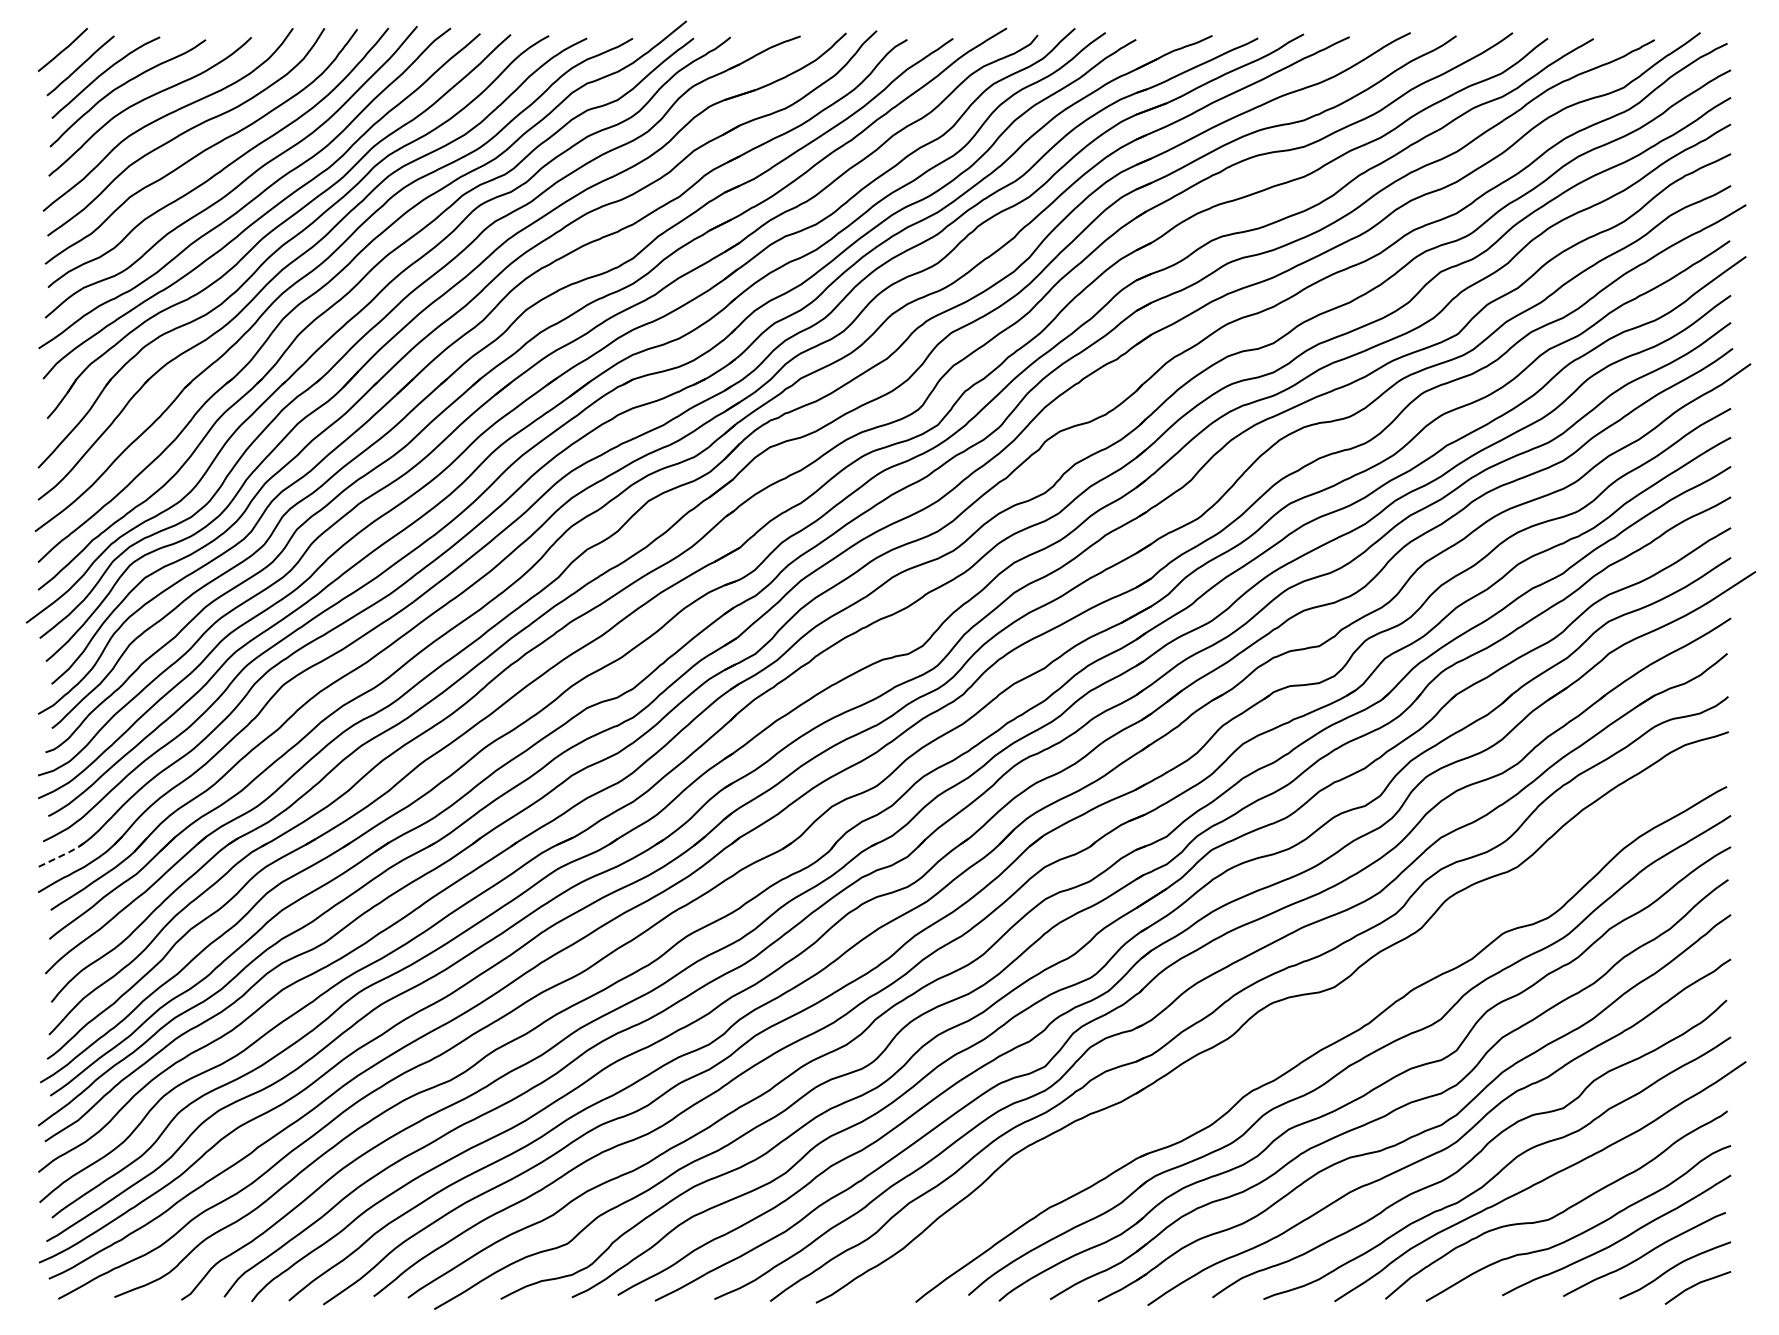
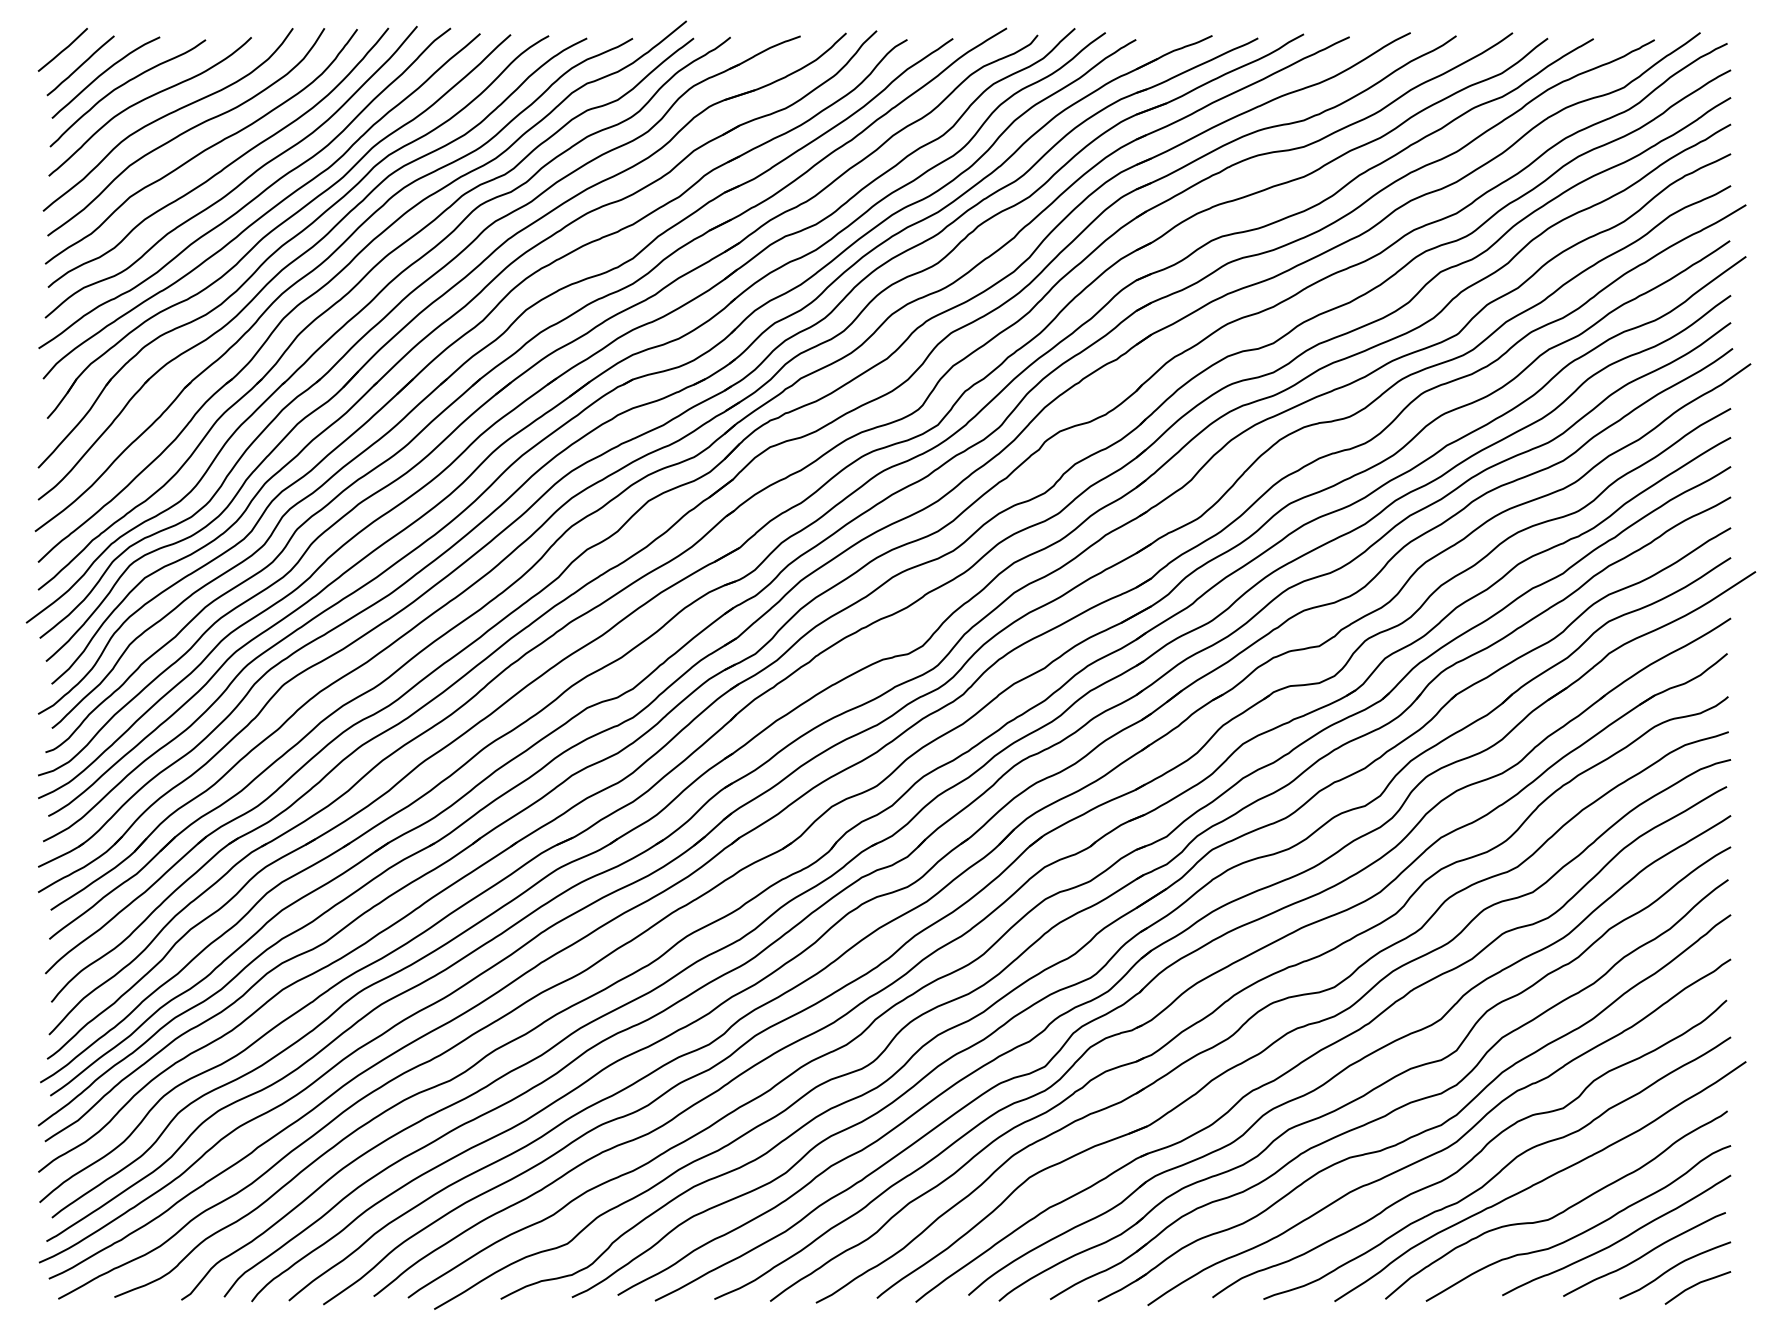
line: dashed -> solid (62, 855)
part: none -> present (1303, 1028)
